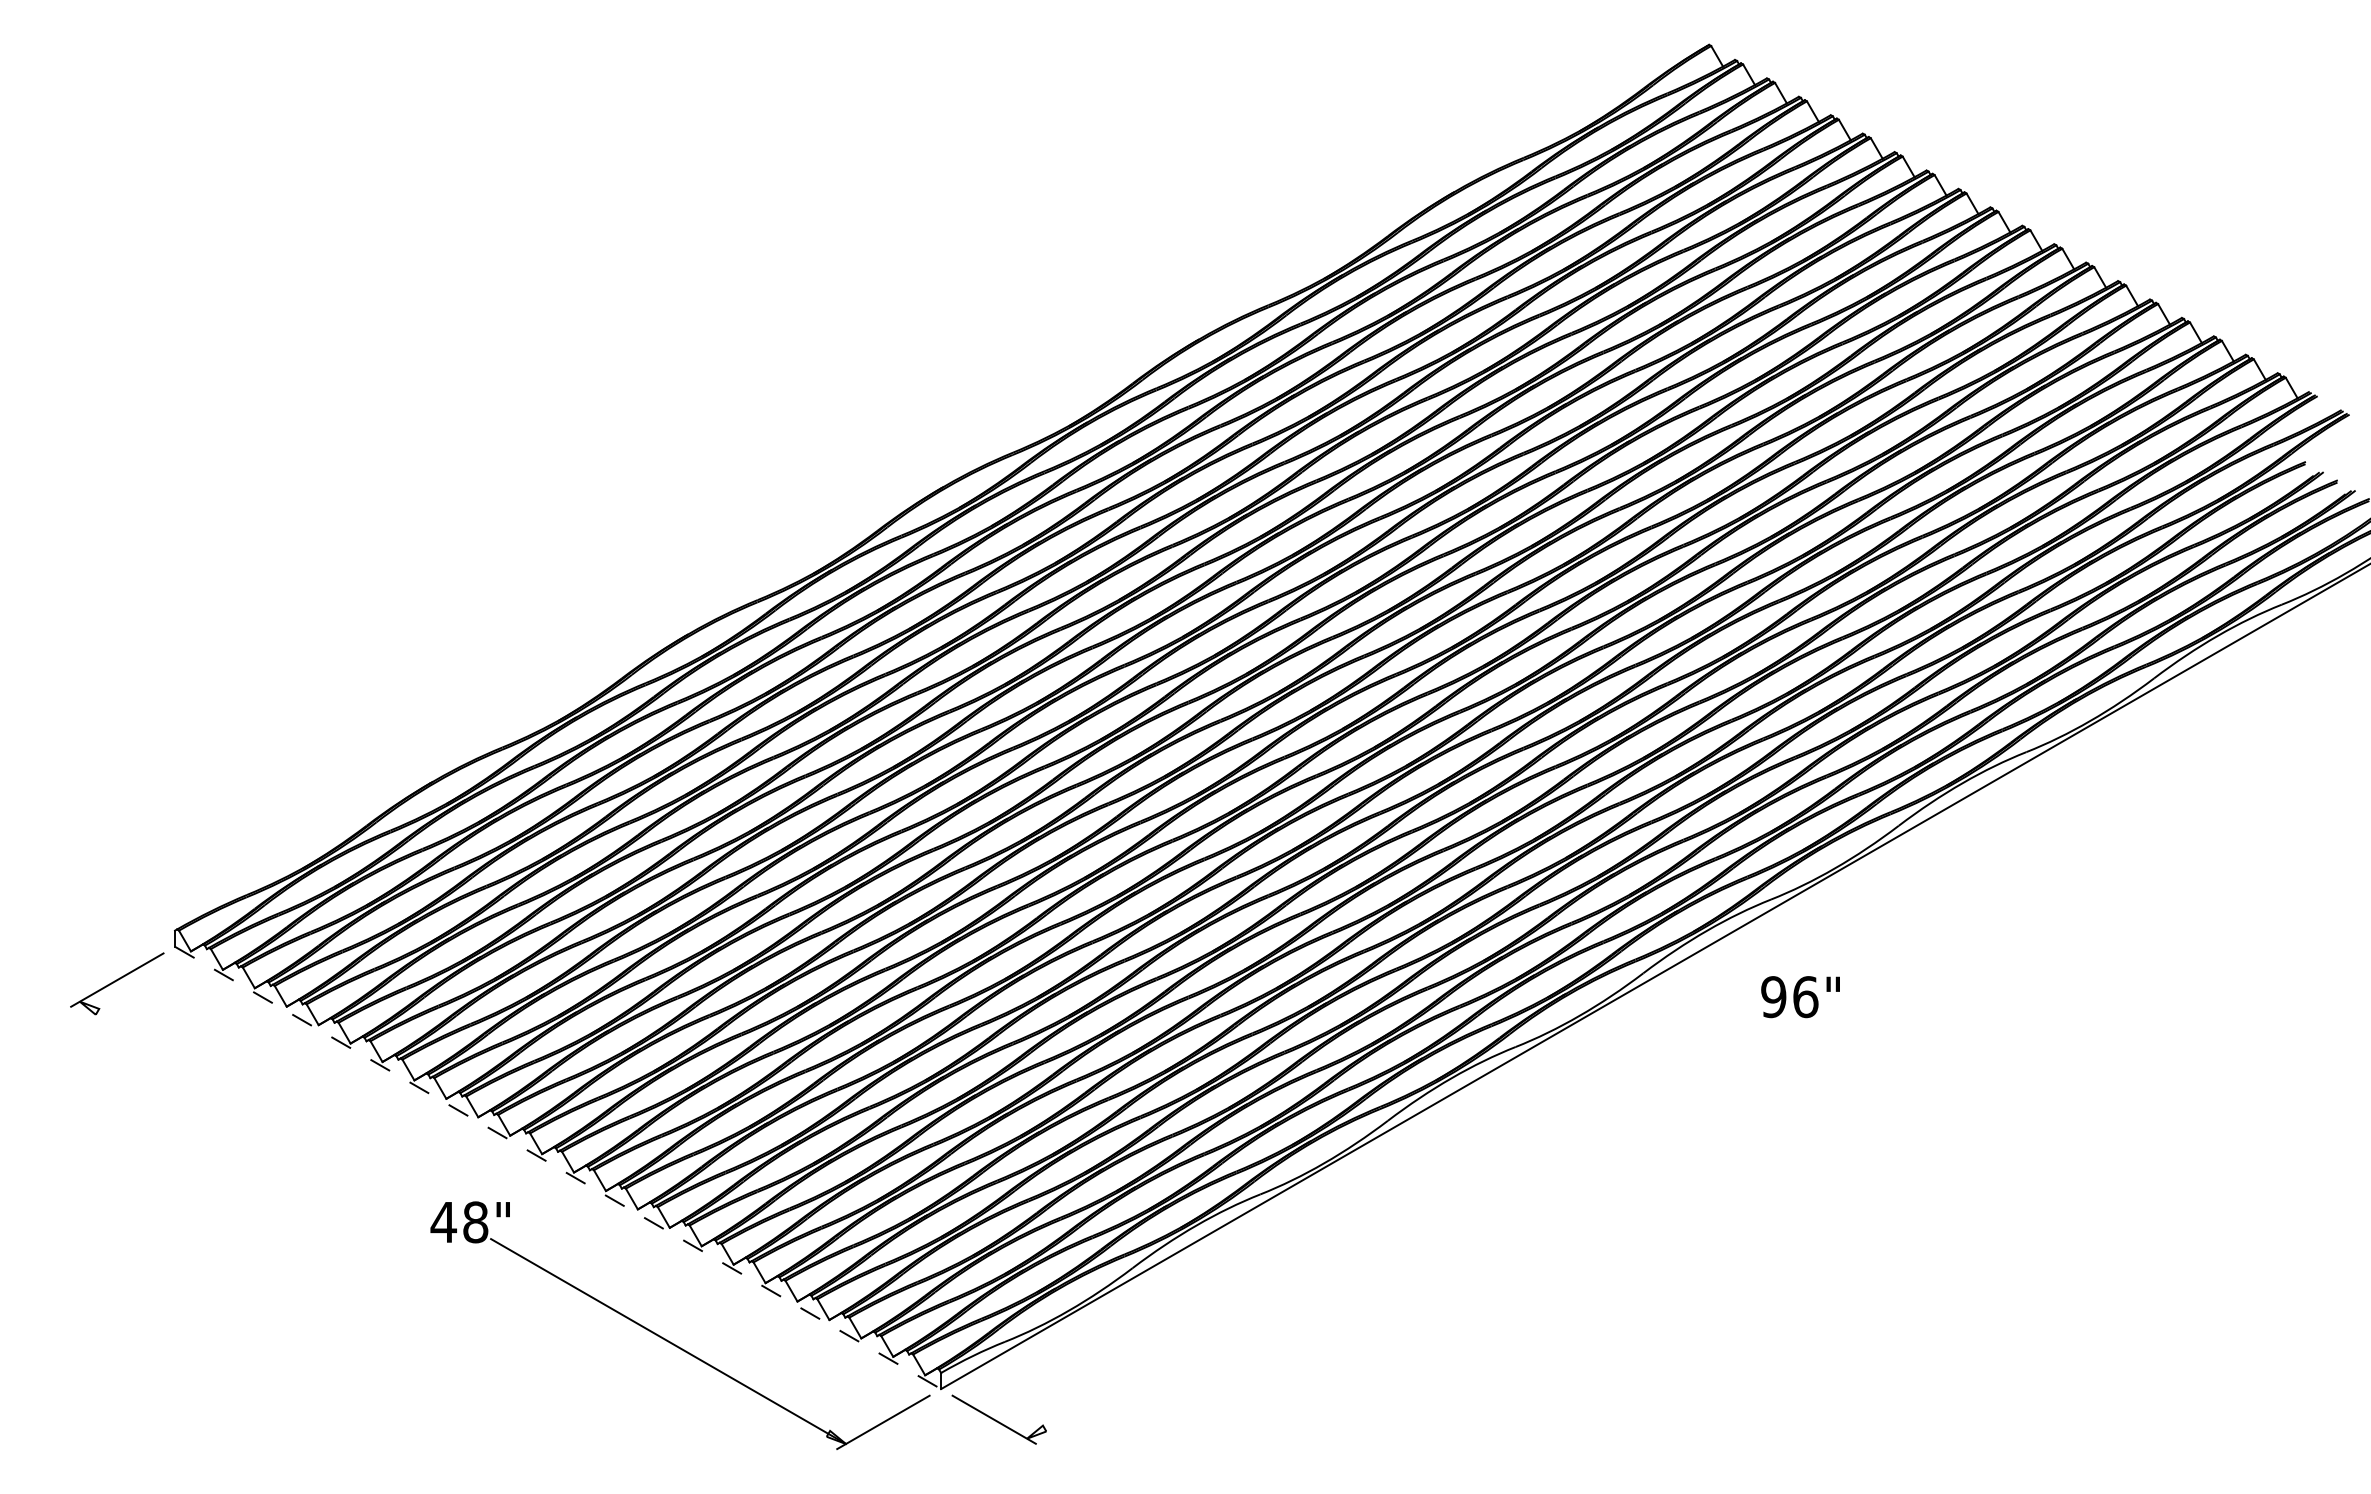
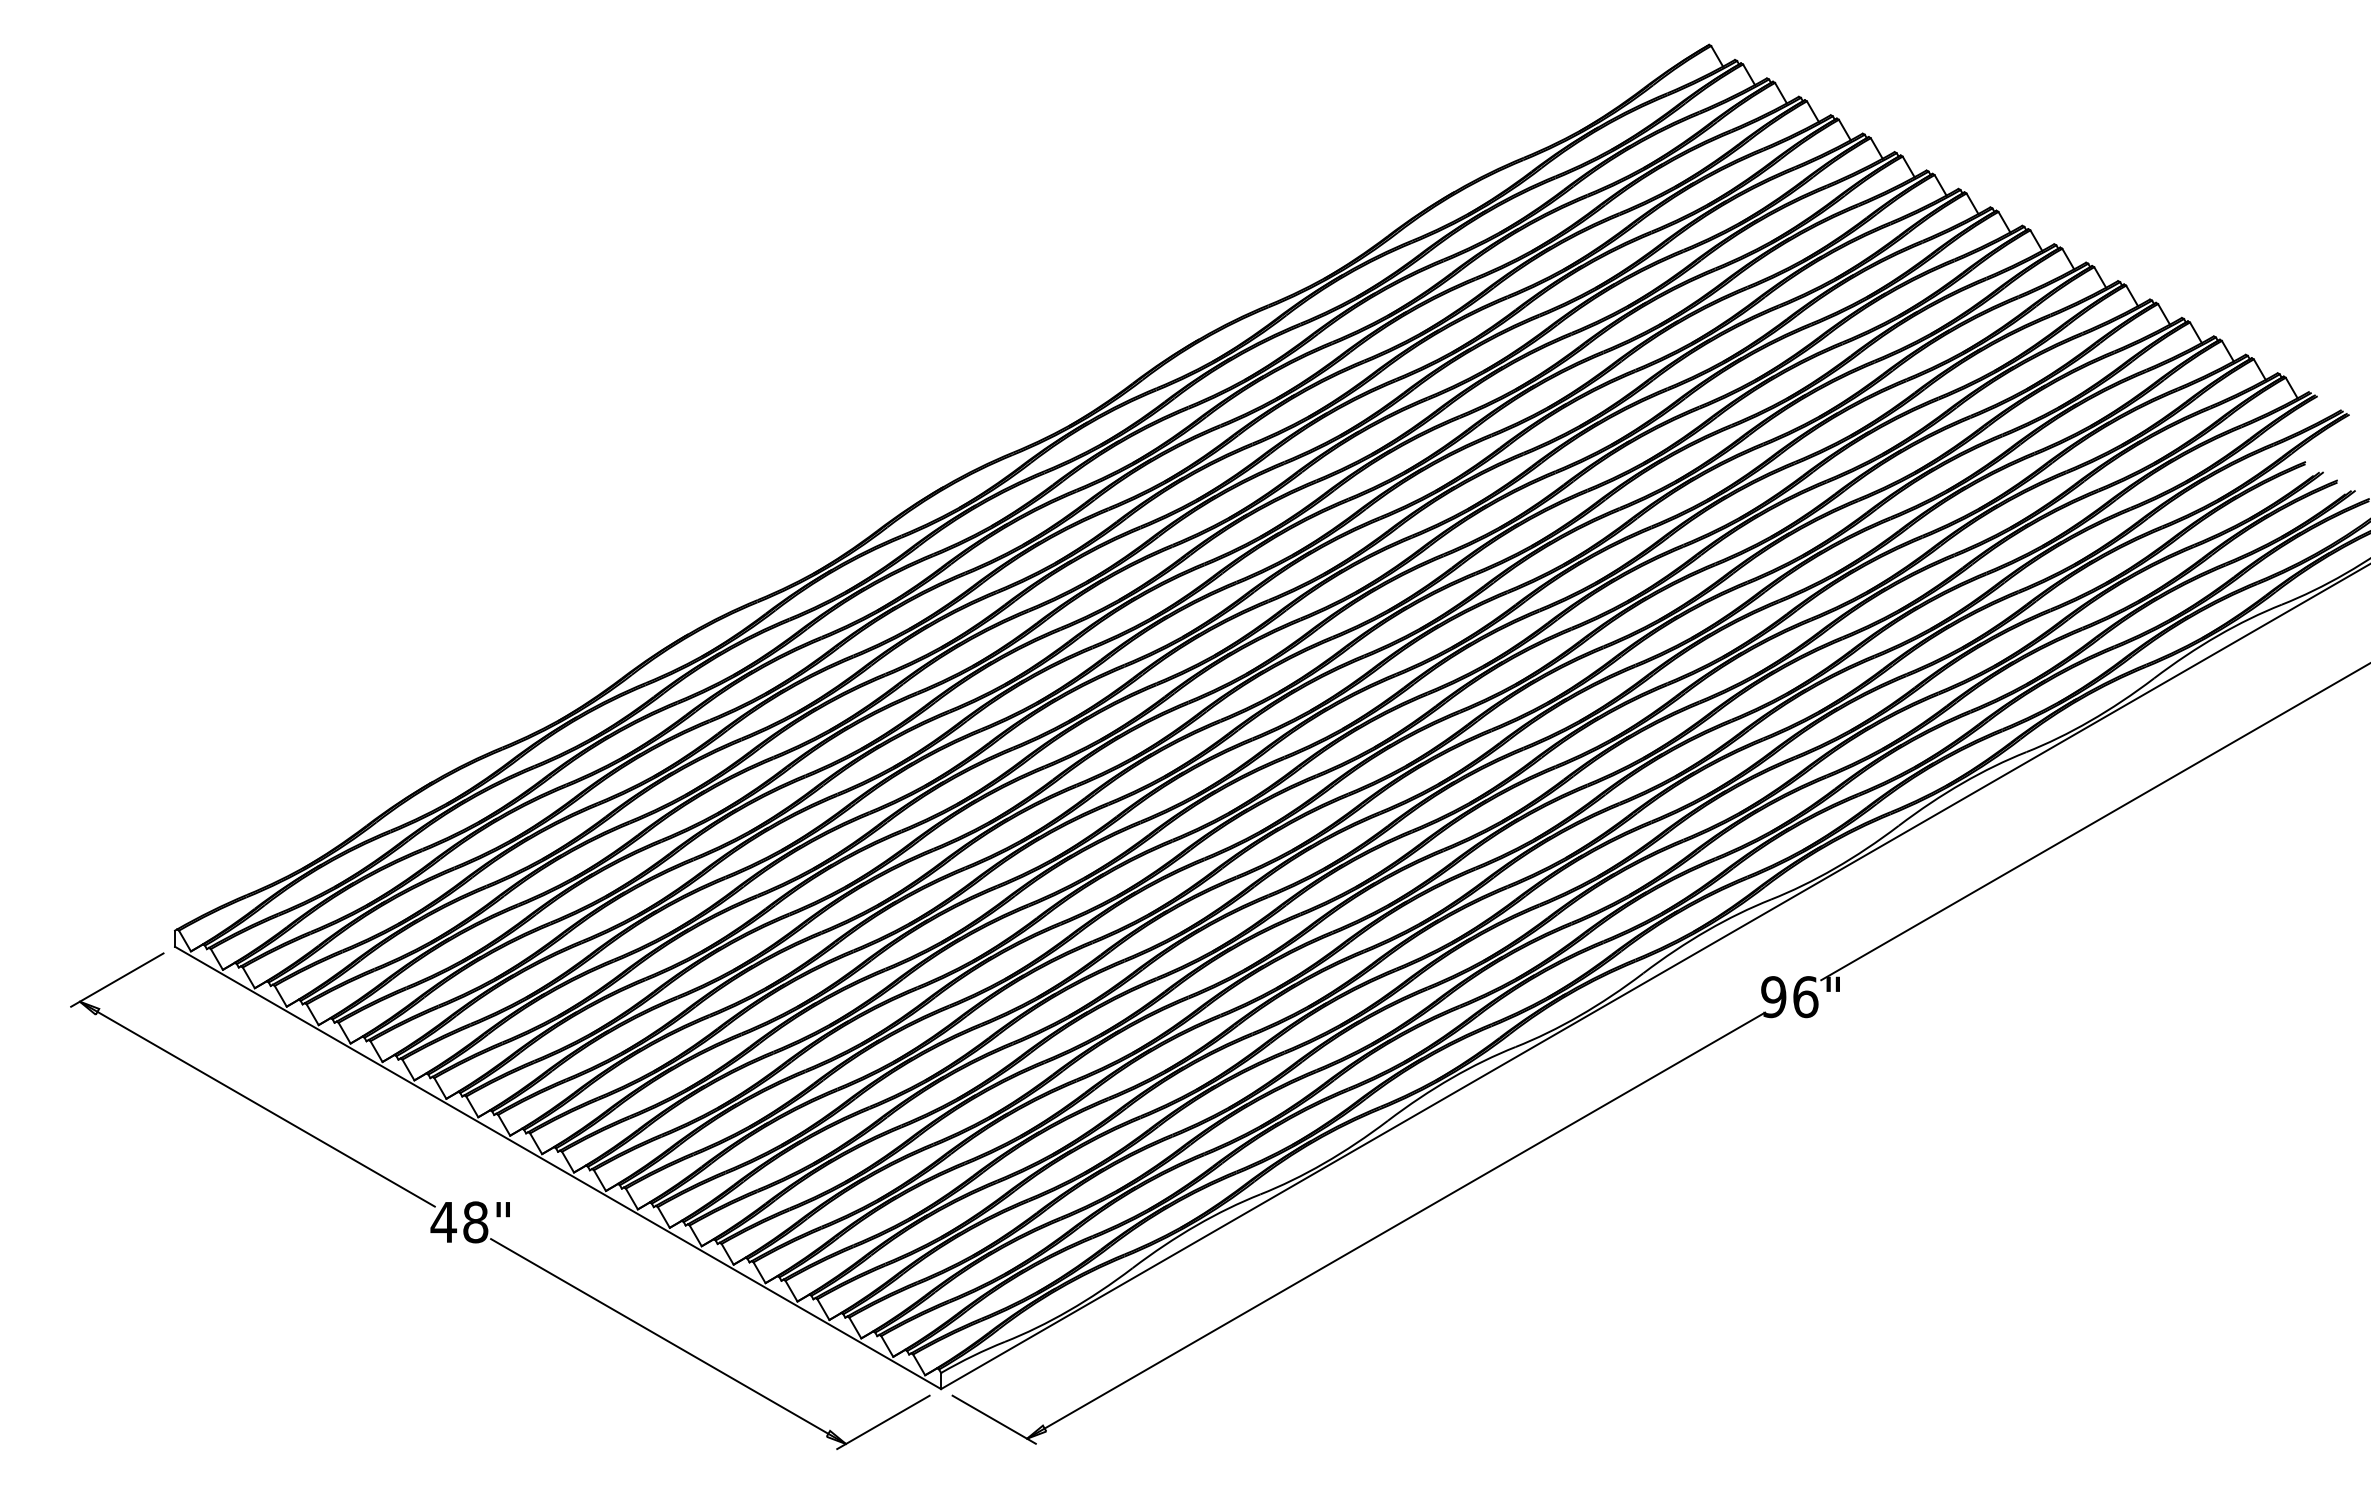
line: none -> present (2094, 822)
line: none -> present (256, 1103)
line: dashed -> solid (558, 1168)
line: none -> present (1396, 1225)
